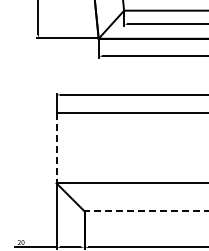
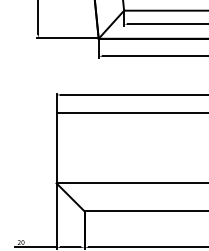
line: dashed -> solid (56, 148)
line: dashed -> solid (146, 211)
